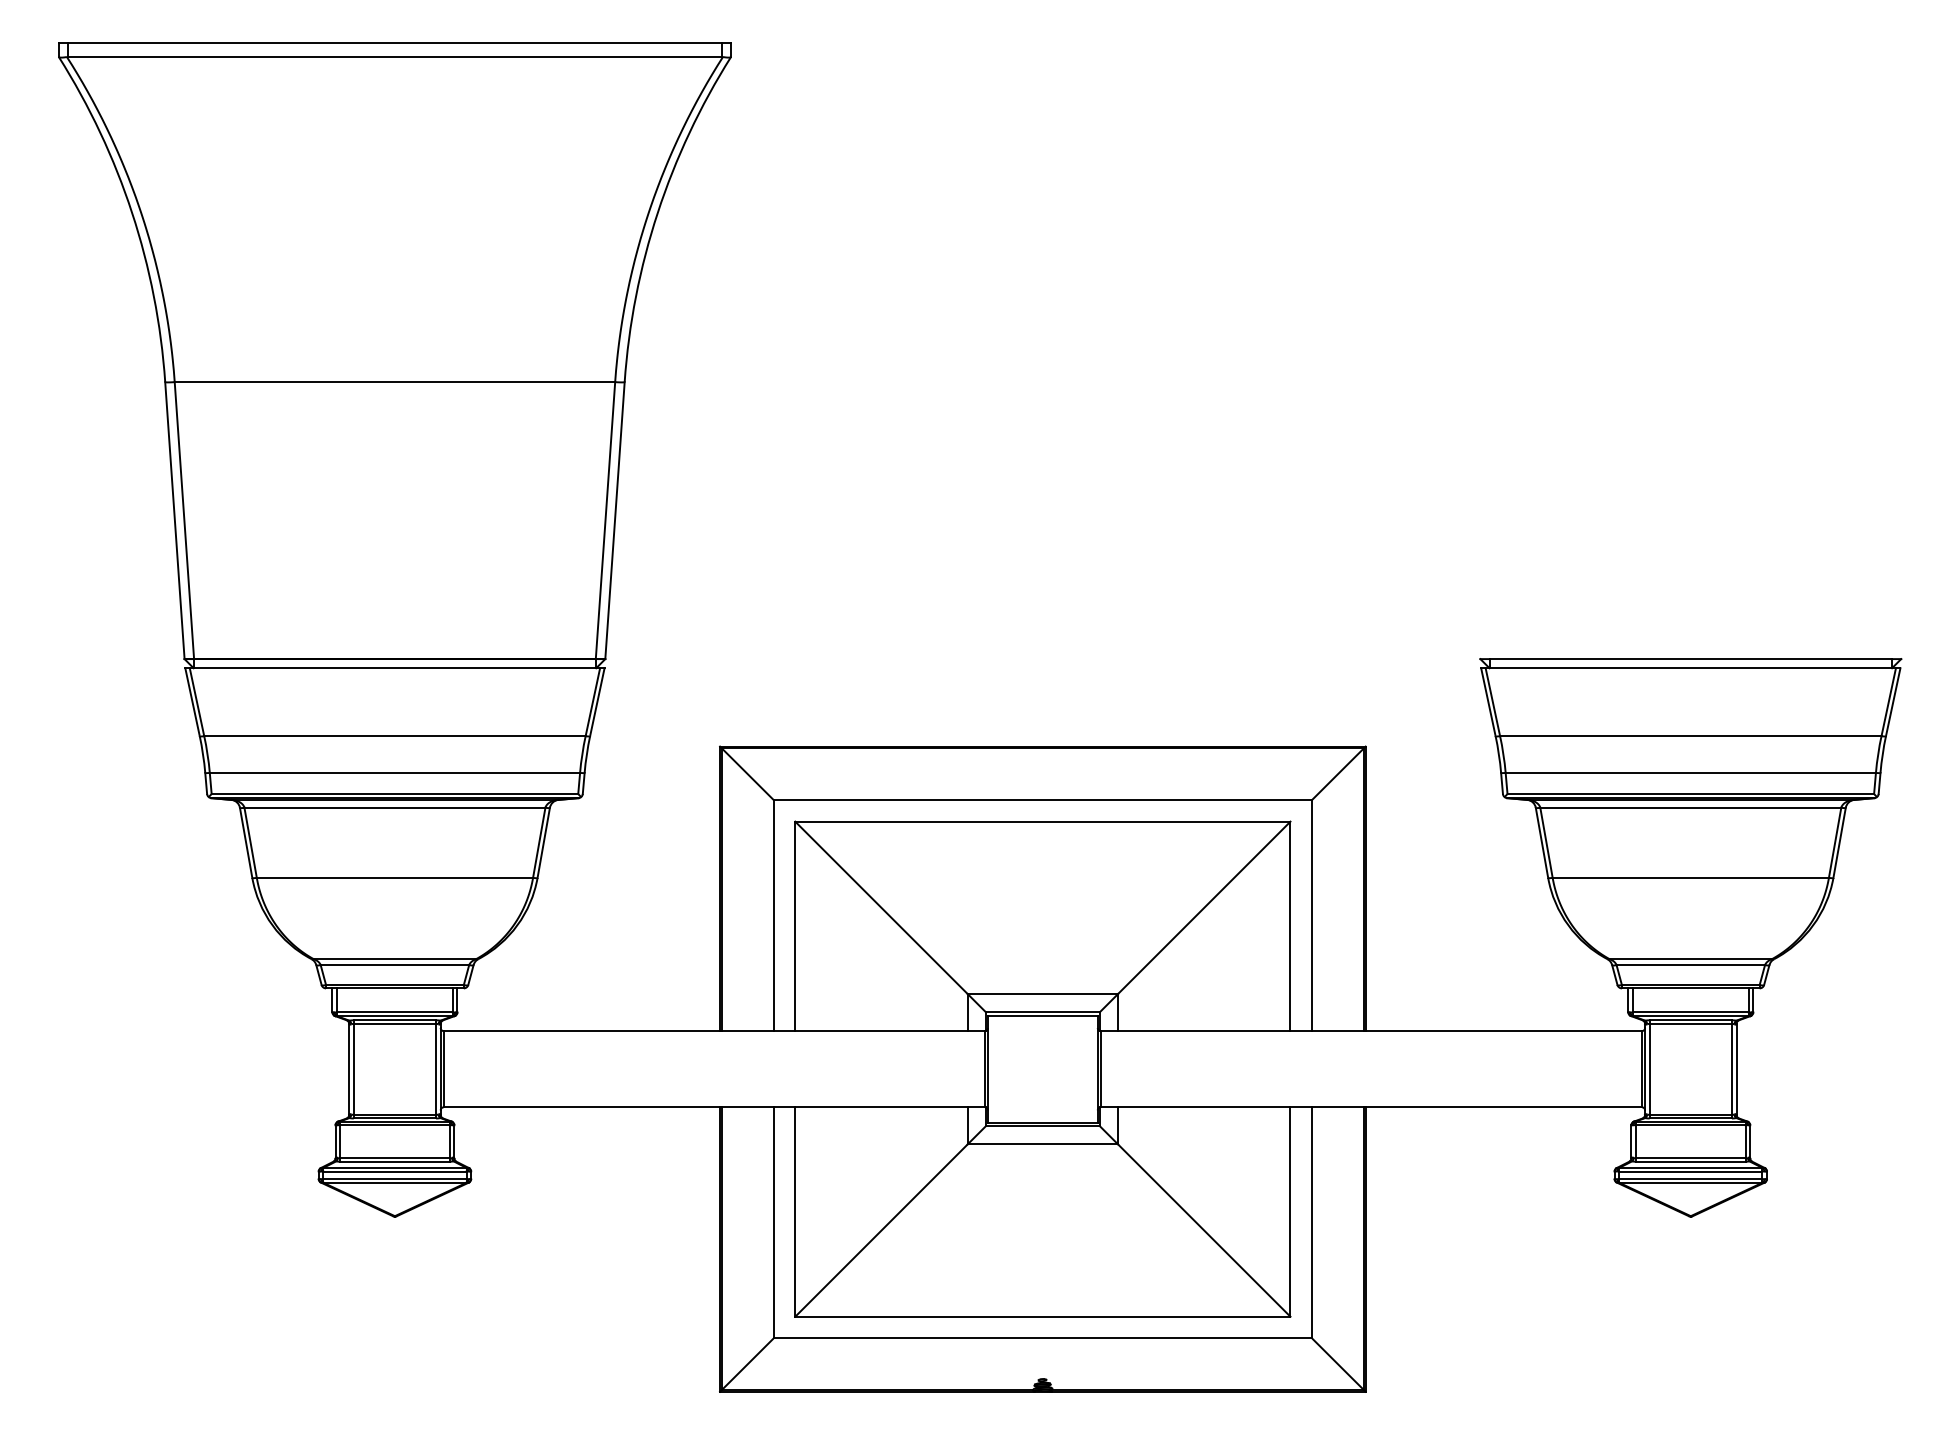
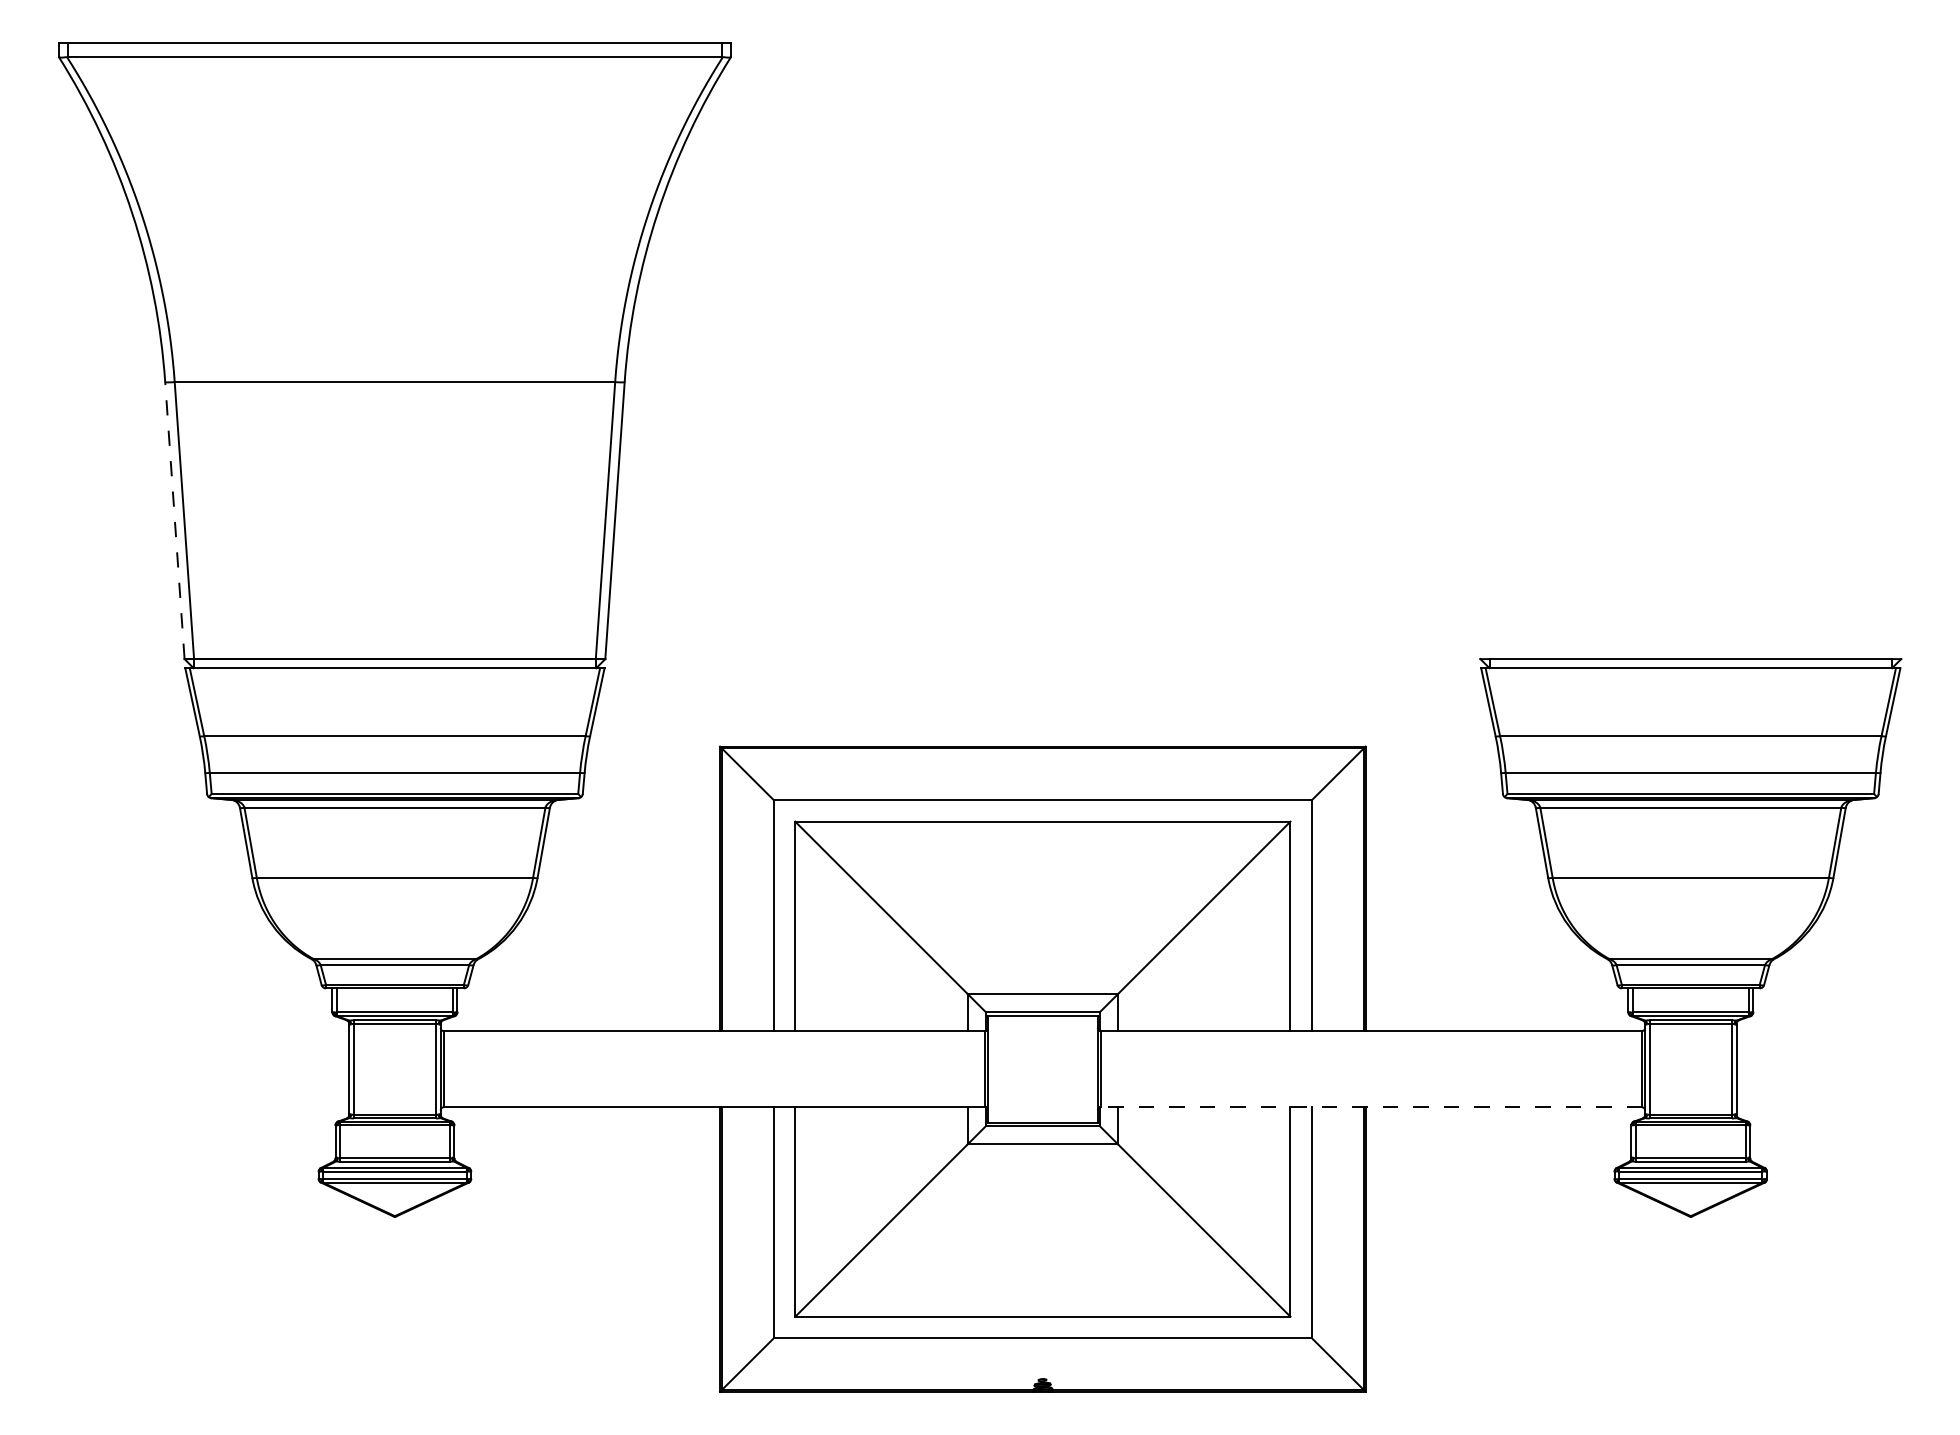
line: solid -> dashed (174, 520)
line: solid -> dashed (1371, 1107)
